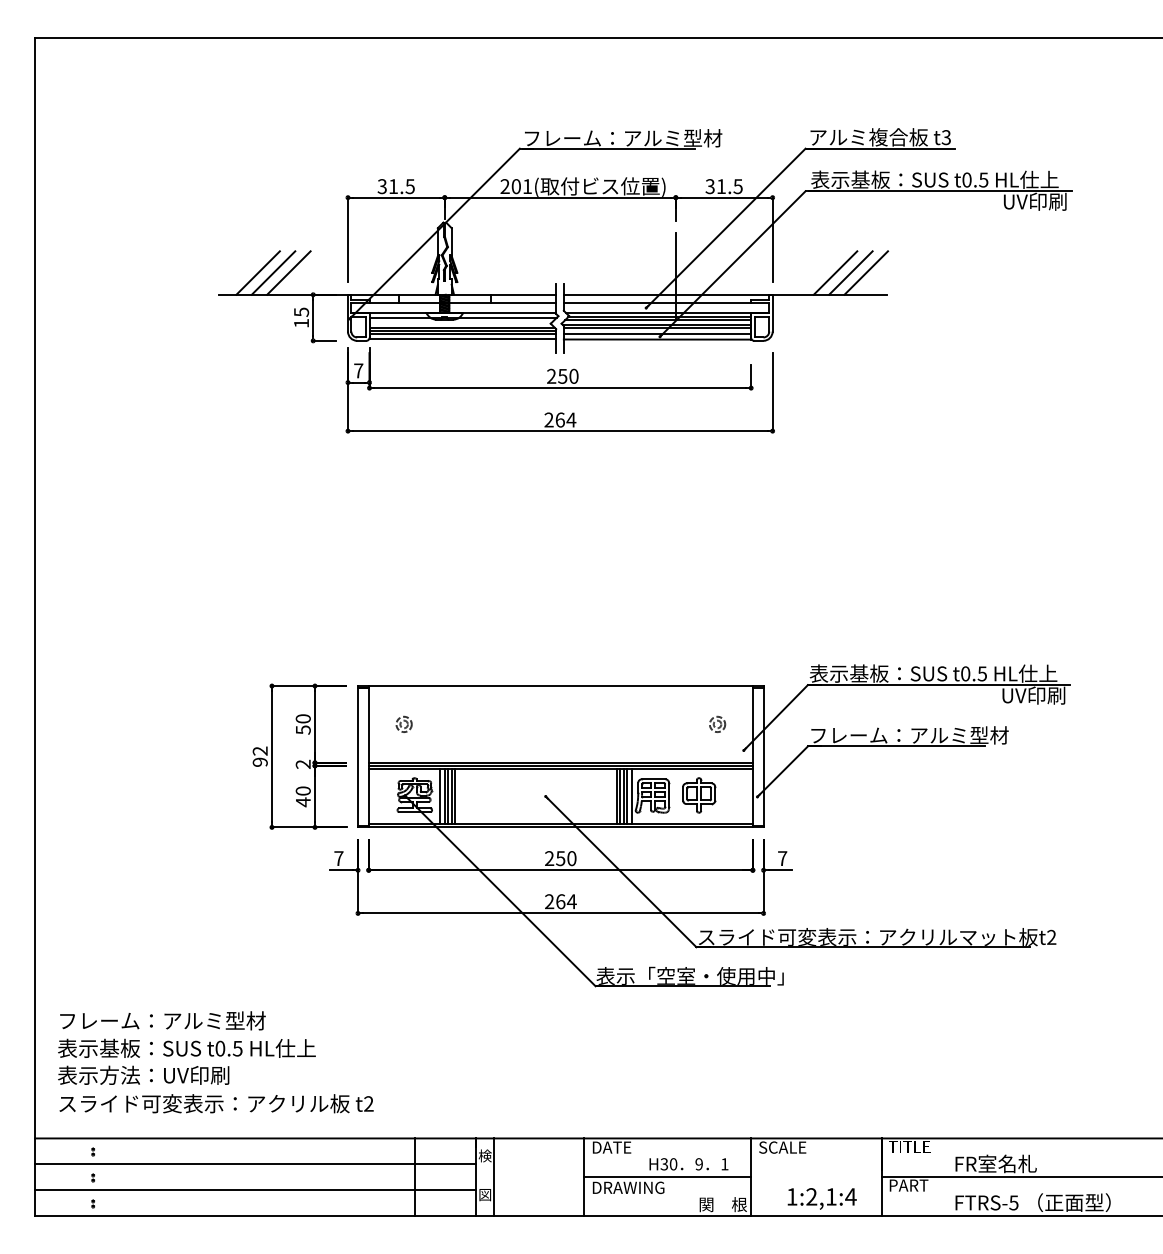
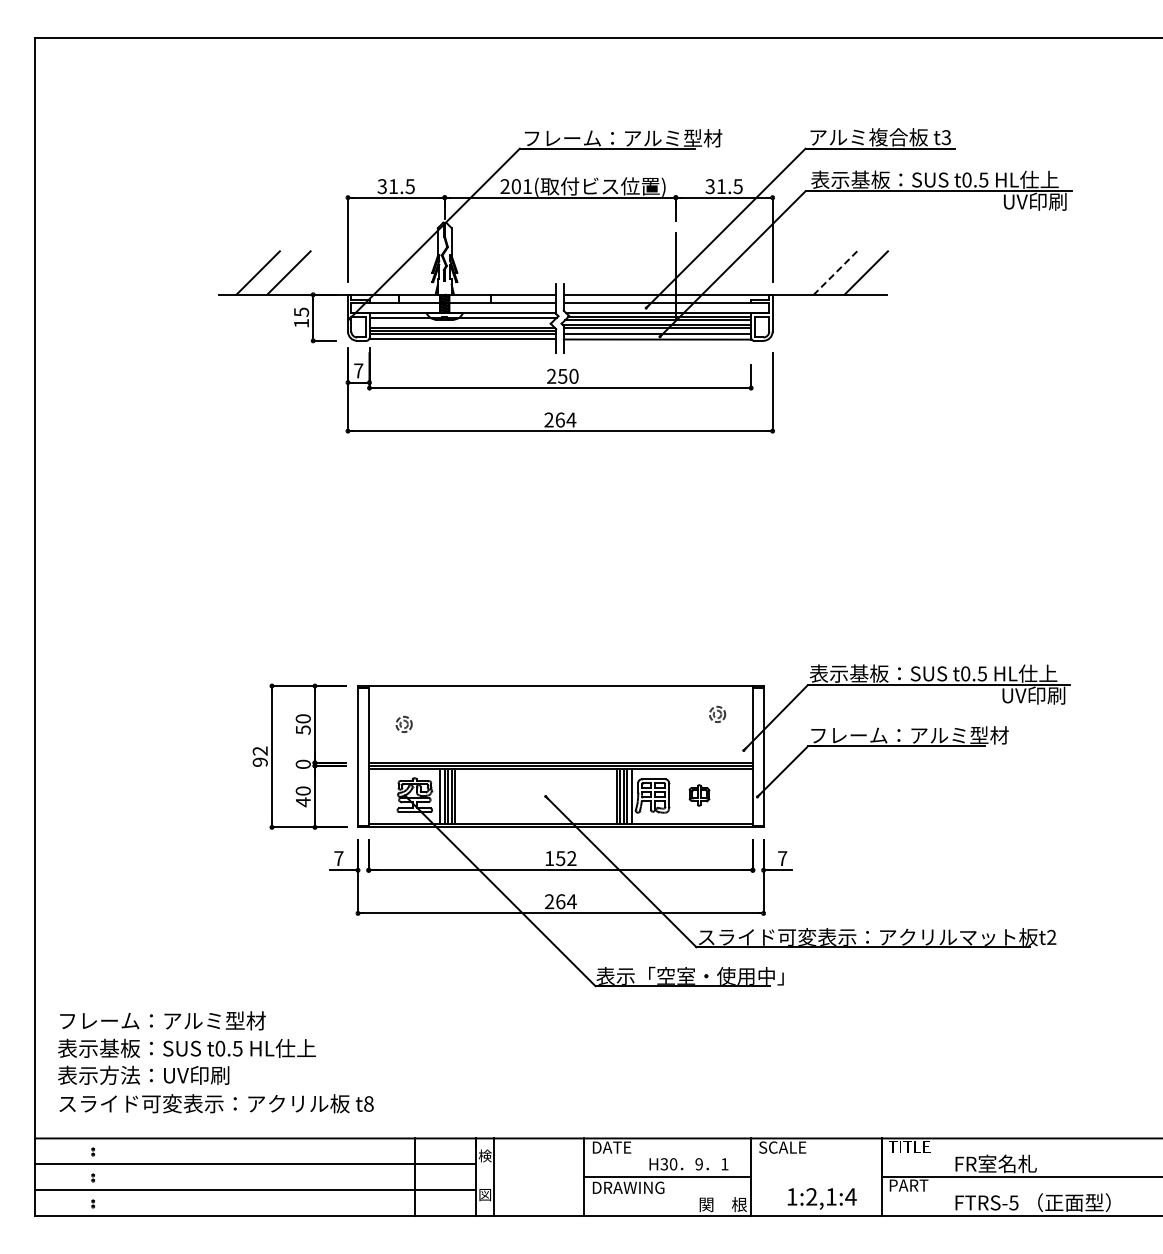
line: present -> none (273, 272)
line: present -> none (850, 272)
line: solid -> dashed (835, 273)
part position: (717, 723) -> (717, 713) (717, 713)
text: 2 -> 0 (302, 763)
part size: 35x37 px -> 23x23 px (699, 795)
text: 250 -> 152 (560, 858)
text: t2 -> t8 (368, 1103)
